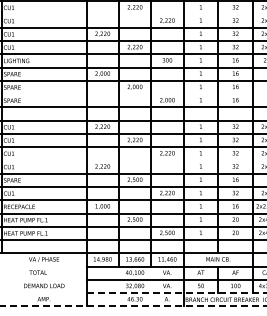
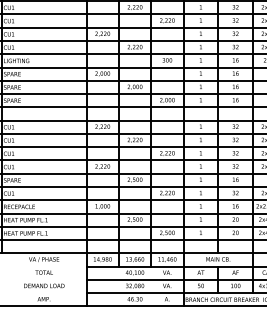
line: none -> present (132, 14)
line: none -> present (132, 94)
line: none -> present (132, 160)
text position: (37, 272) -> (43, 272) (43, 272)
line: dashed -> solid (176, 293)
line: dashed -> solid (133, 306)
